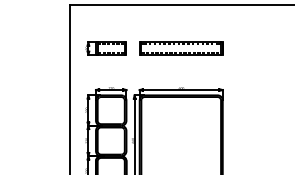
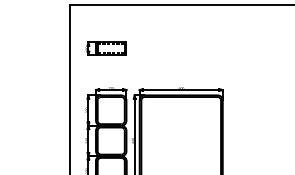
part: present -> none (181, 48)
